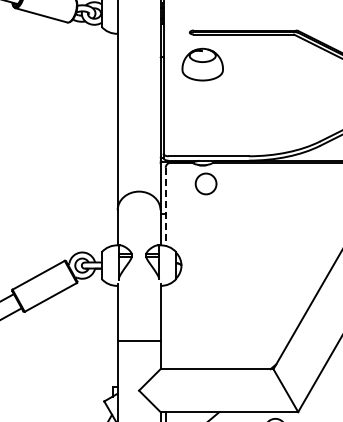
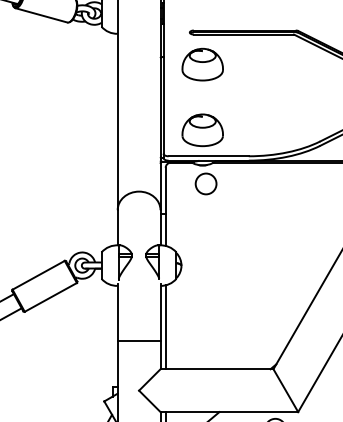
part: none -> present (202, 130)
line: dashed -> solid (165, 207)
line: none -> present (165, 327)
